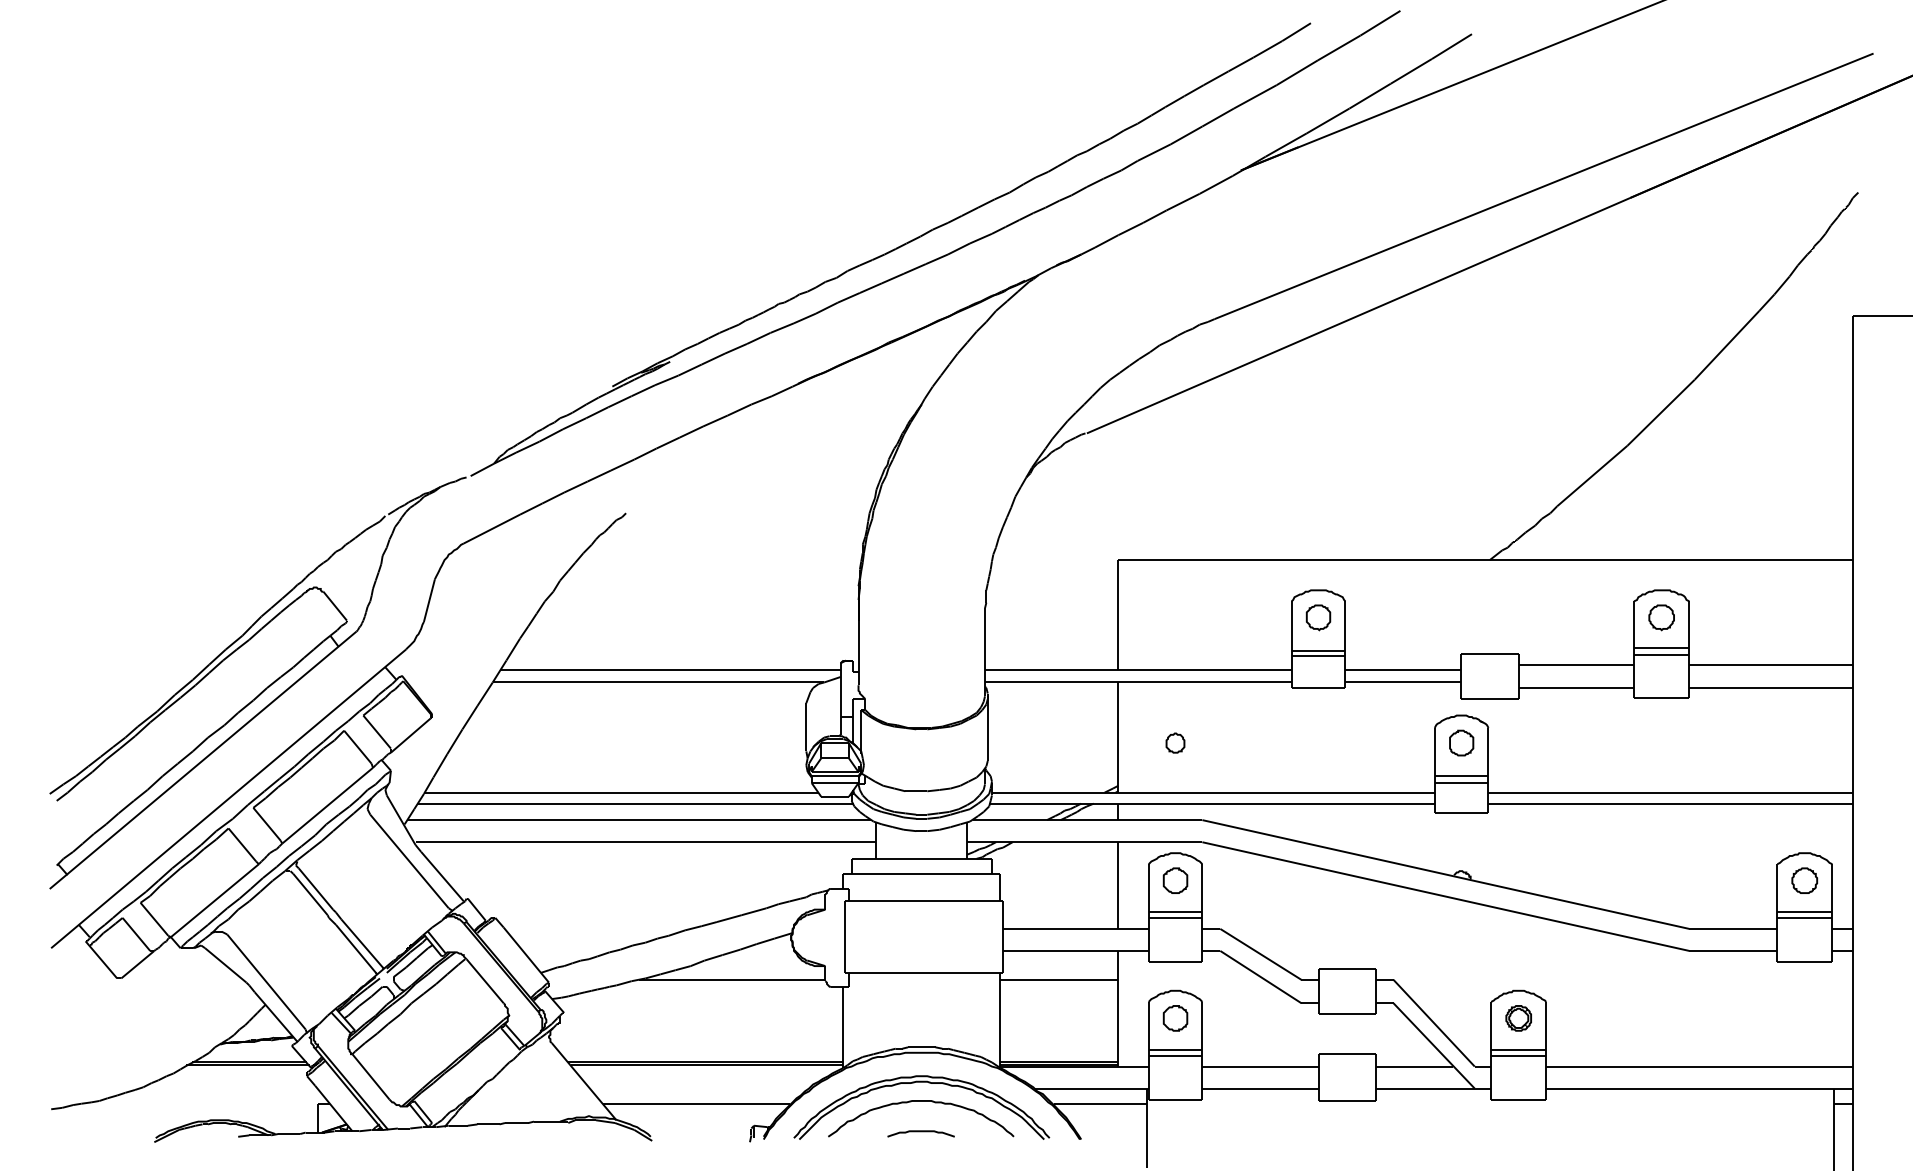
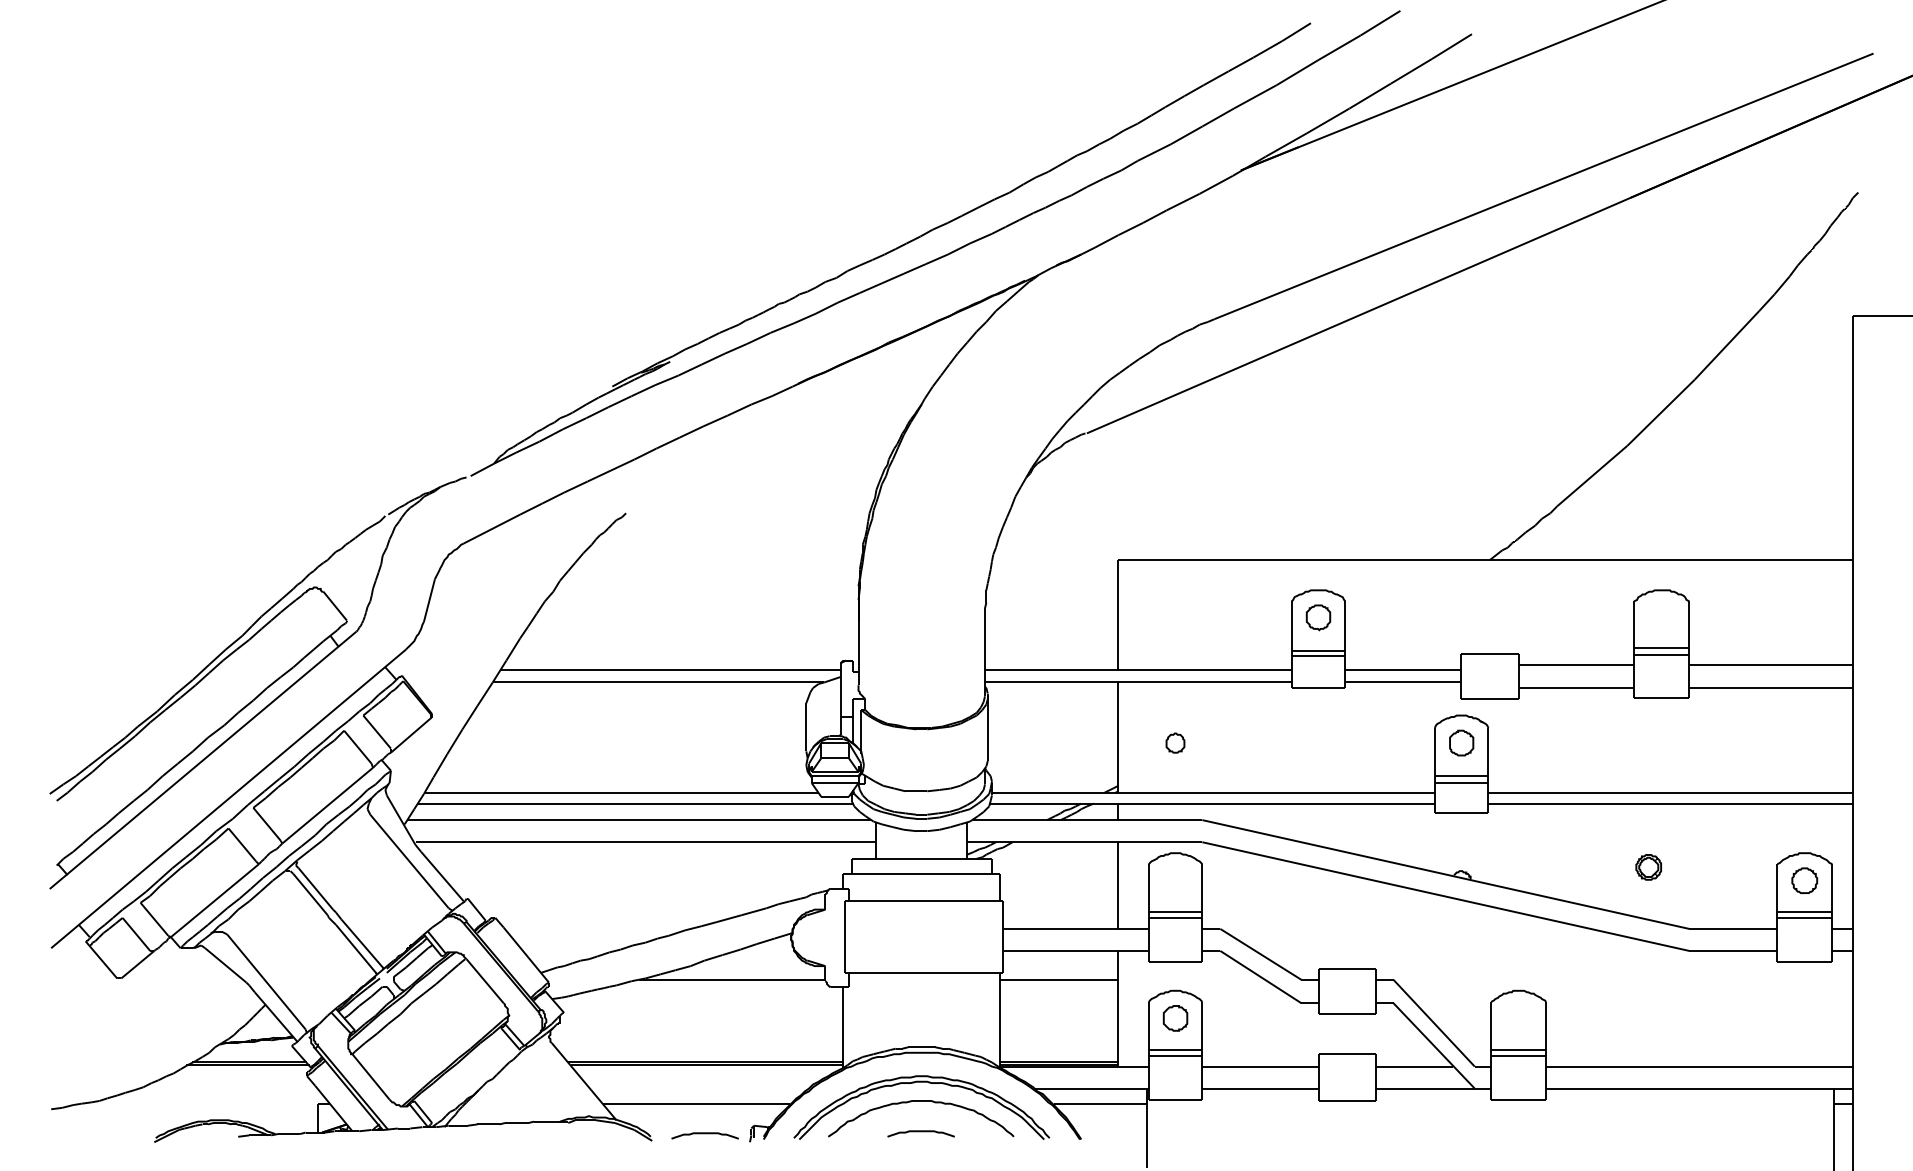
part: present -> none (1661, 617)
part: present -> none (1175, 880)
part position: (1518, 1018) -> (1648, 867) (1648, 867)
curve: none -> present (704, 1134)
